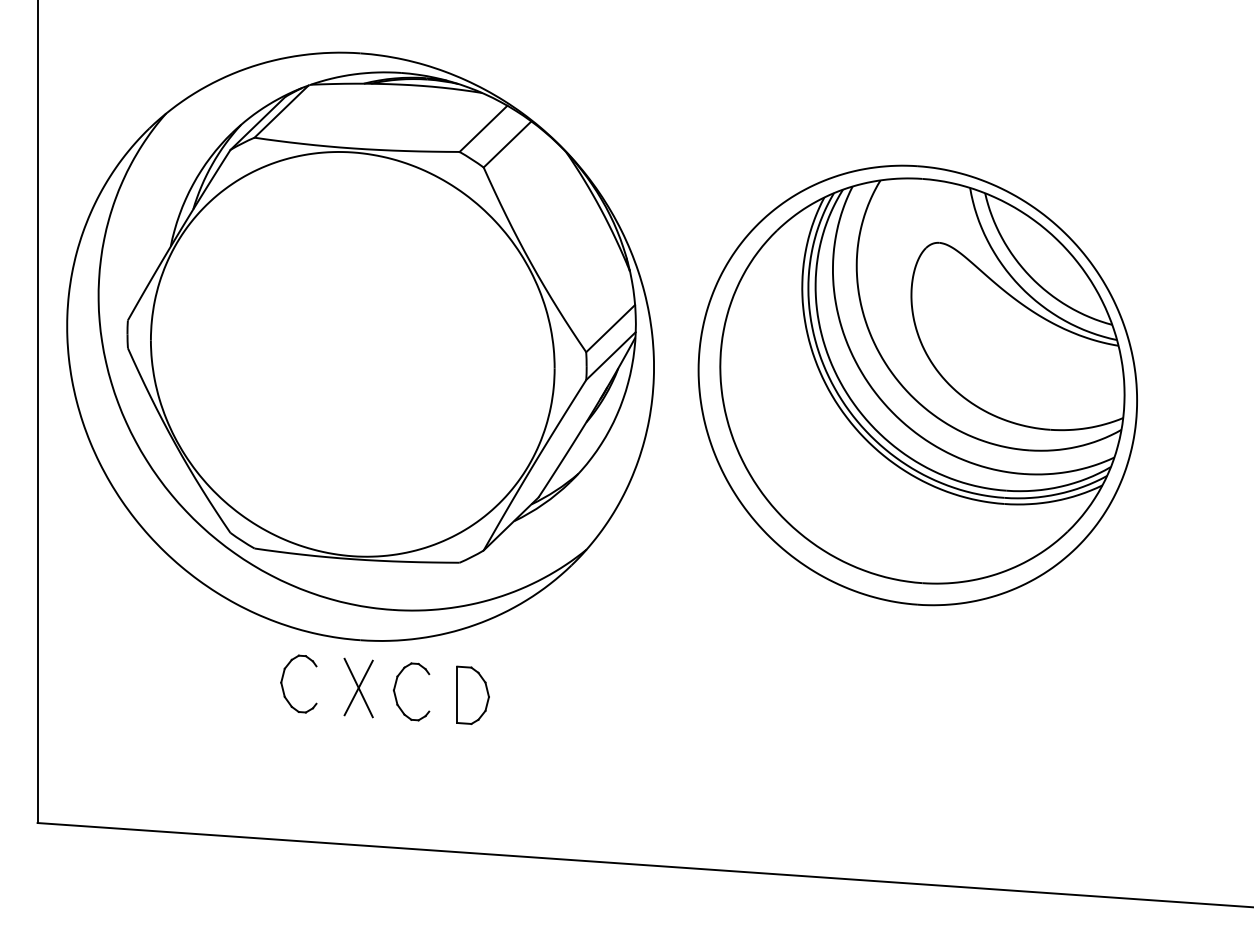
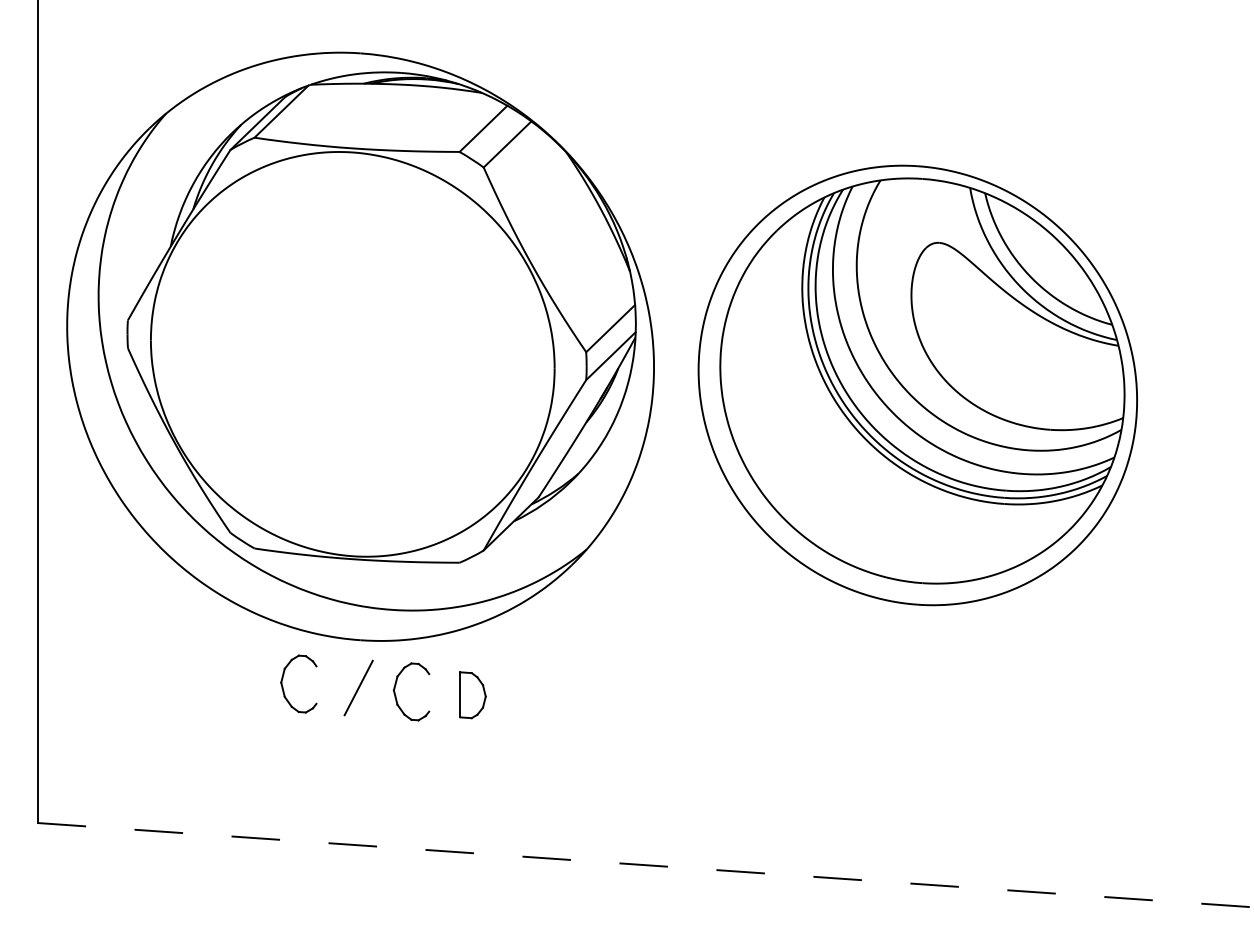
line: present -> none (358, 687)
part size: 34x60 px -> 28x49 px (472, 695)
line: solid -> dashed (646, 865)
